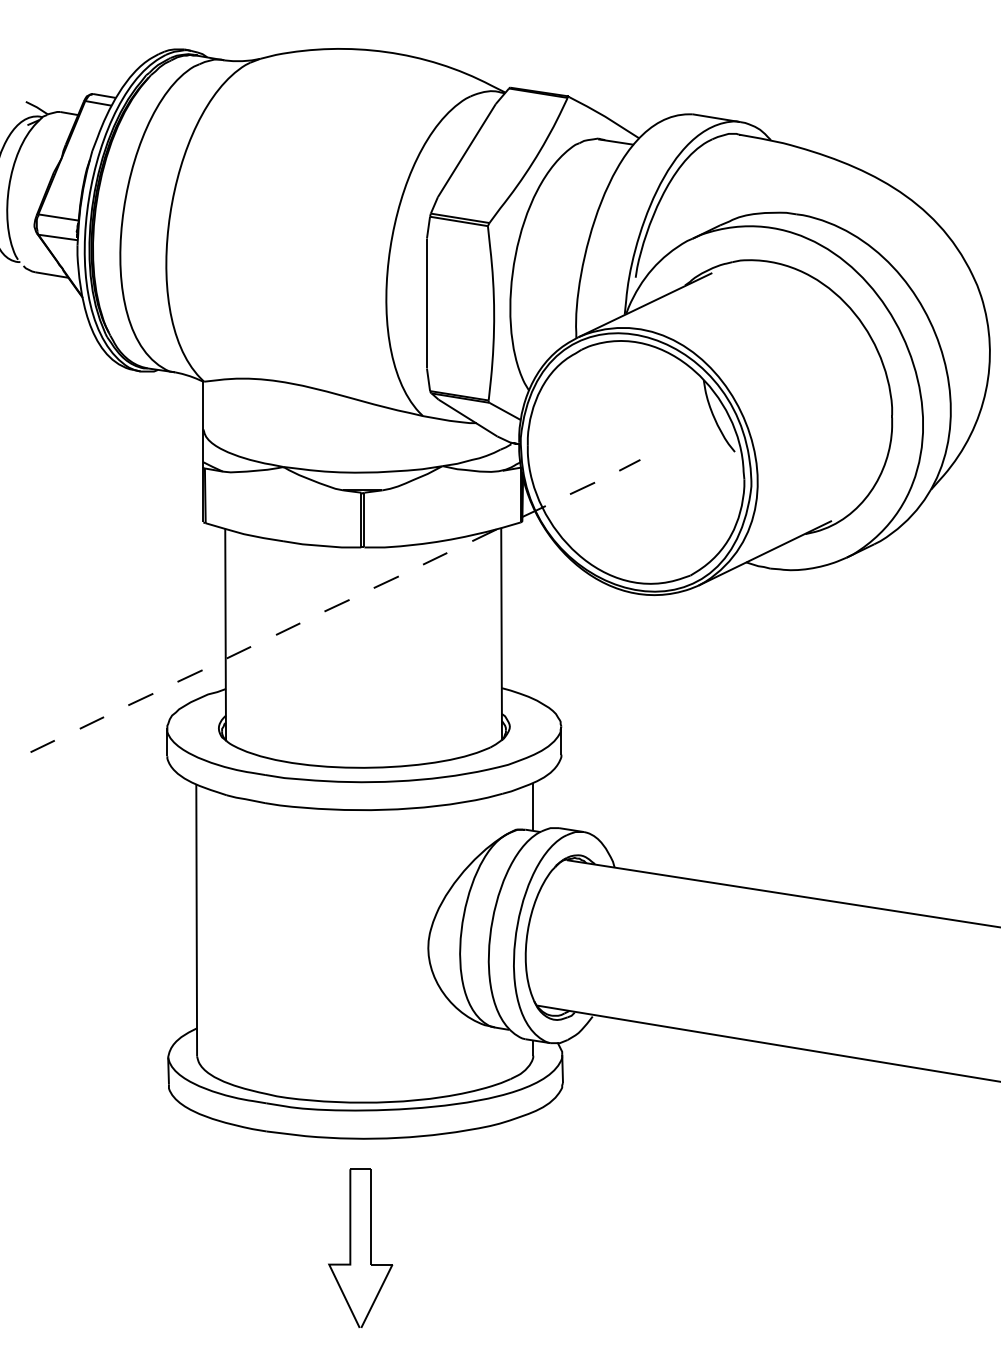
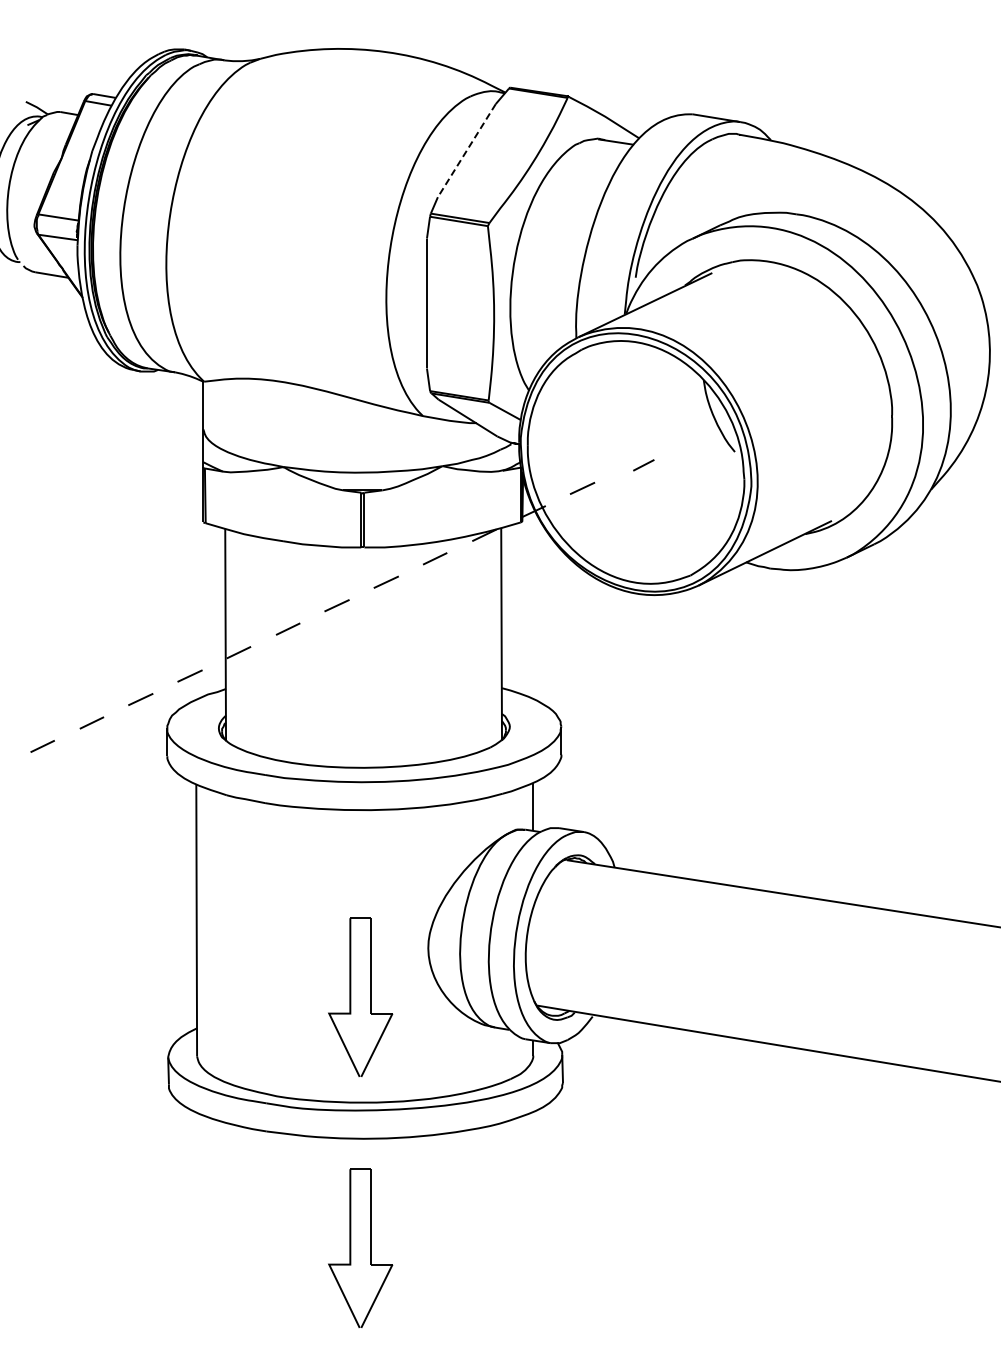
line: solid -> dashed (466, 150)
line position: (629, 465) -> (643, 465) (643, 465)
part: none -> present (360, 996)
